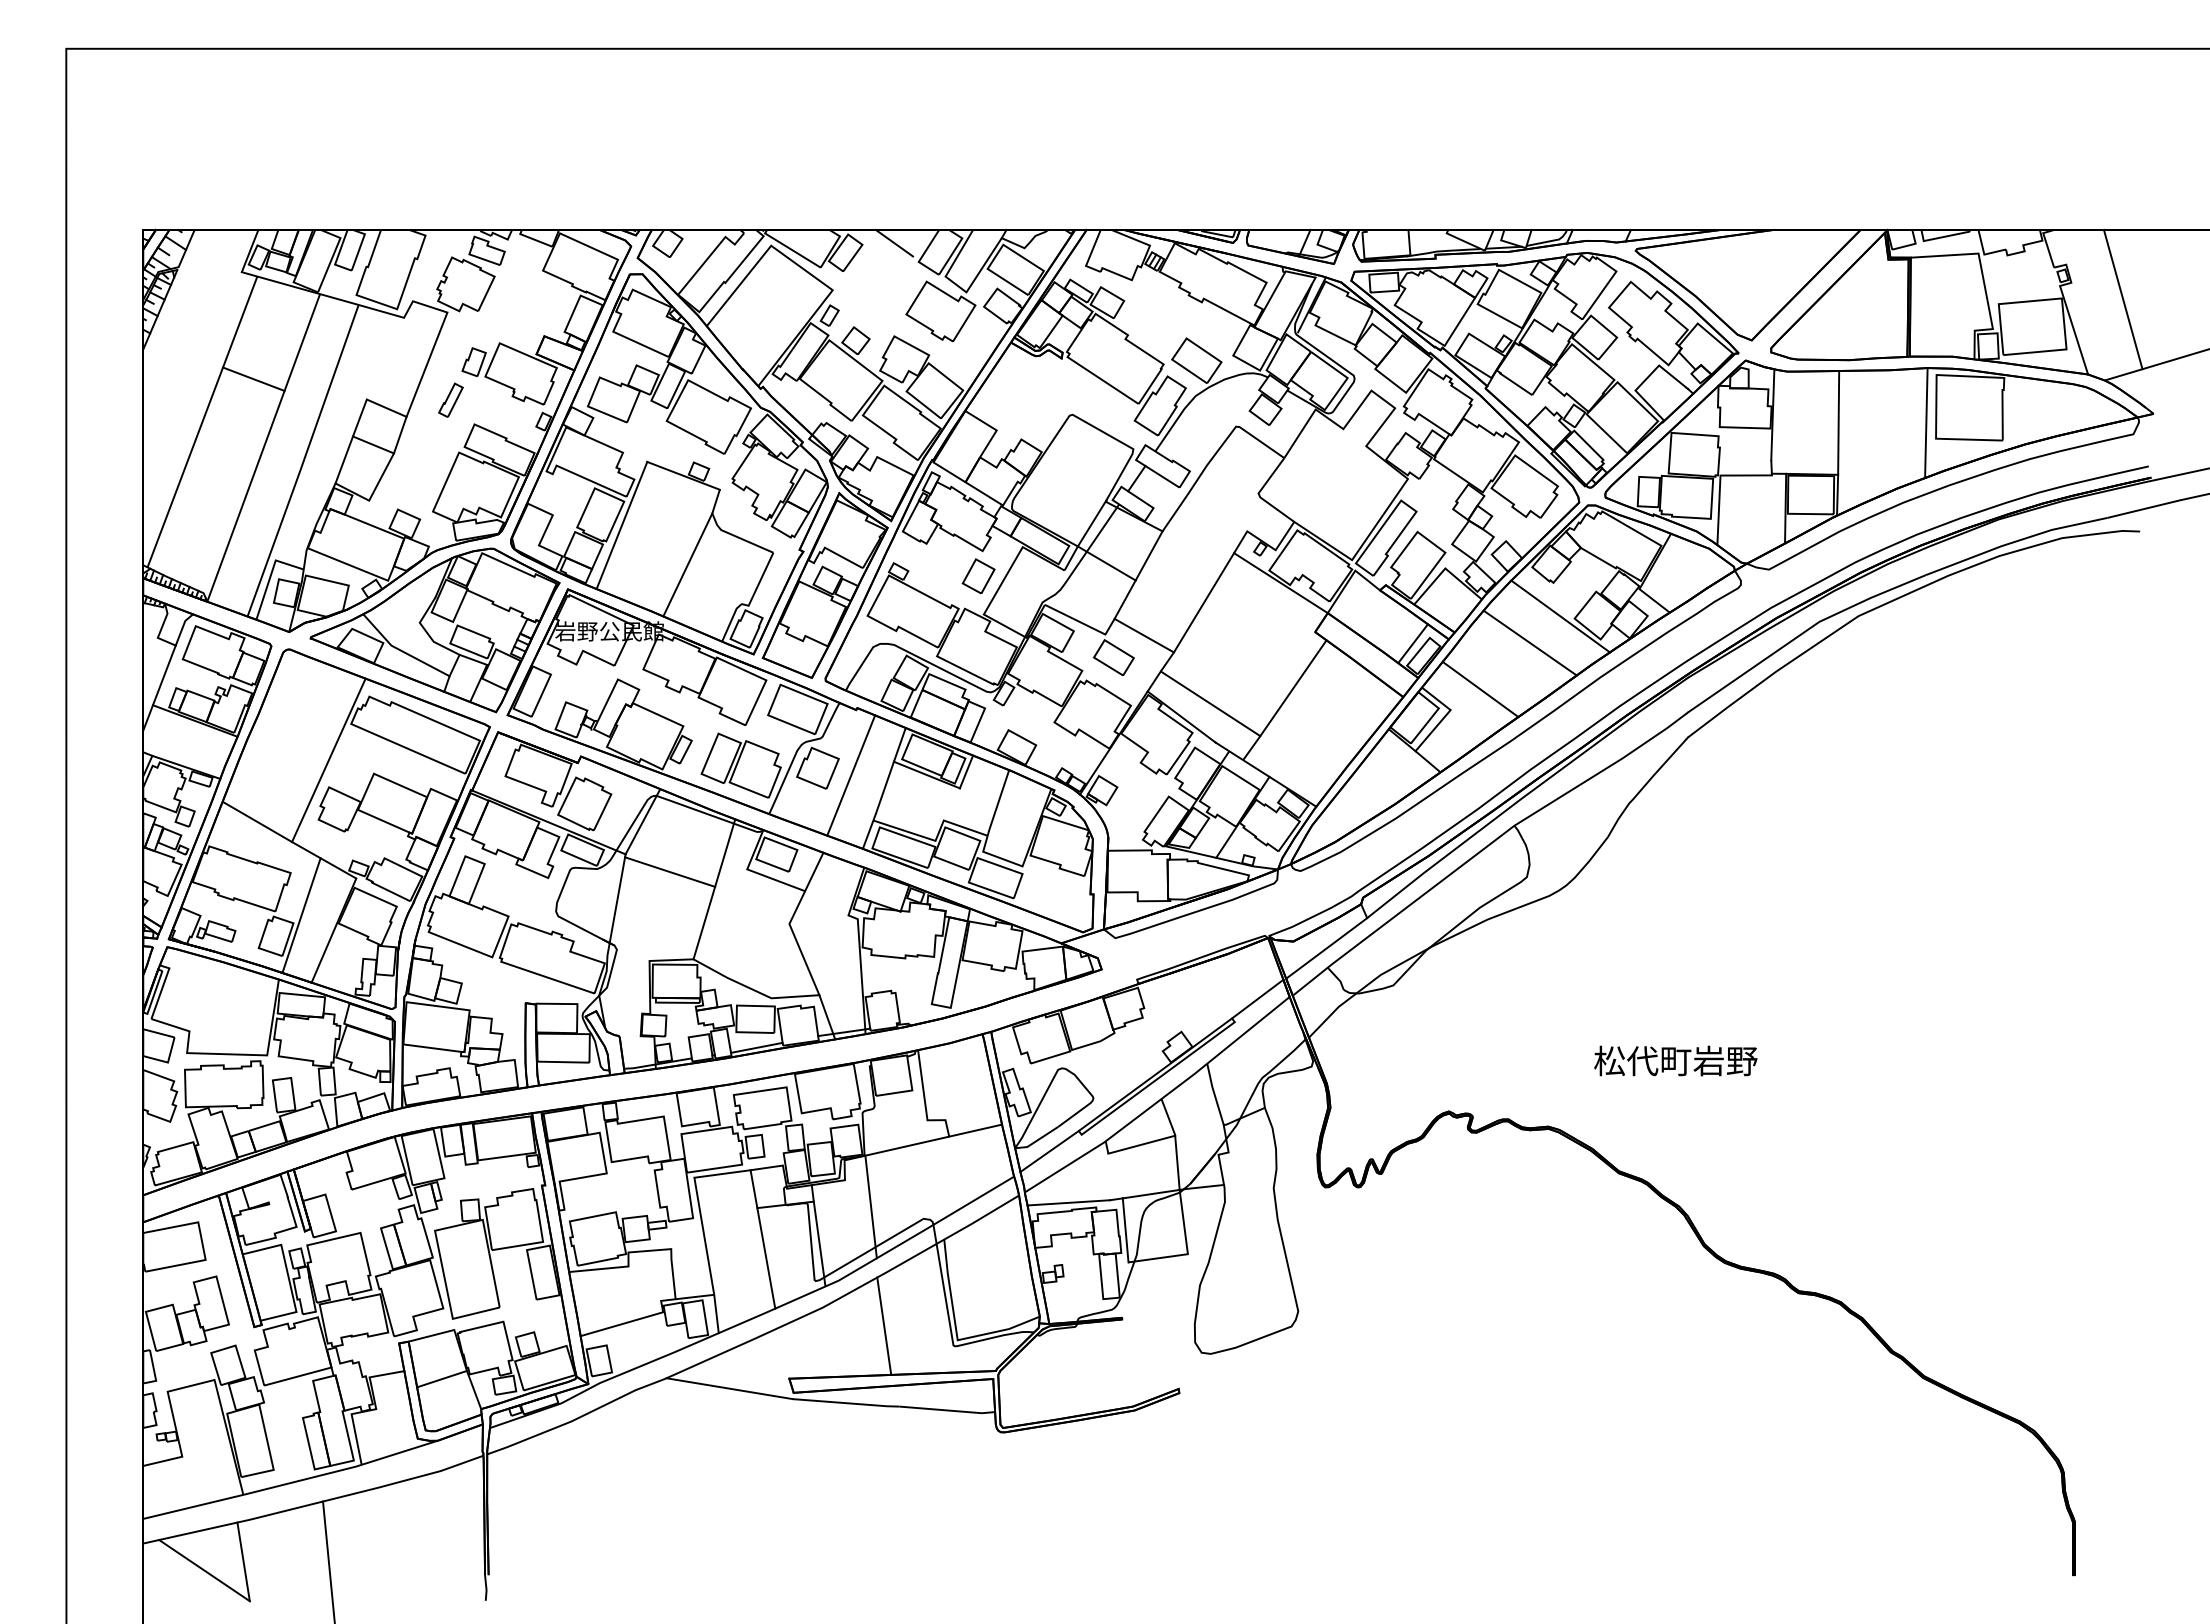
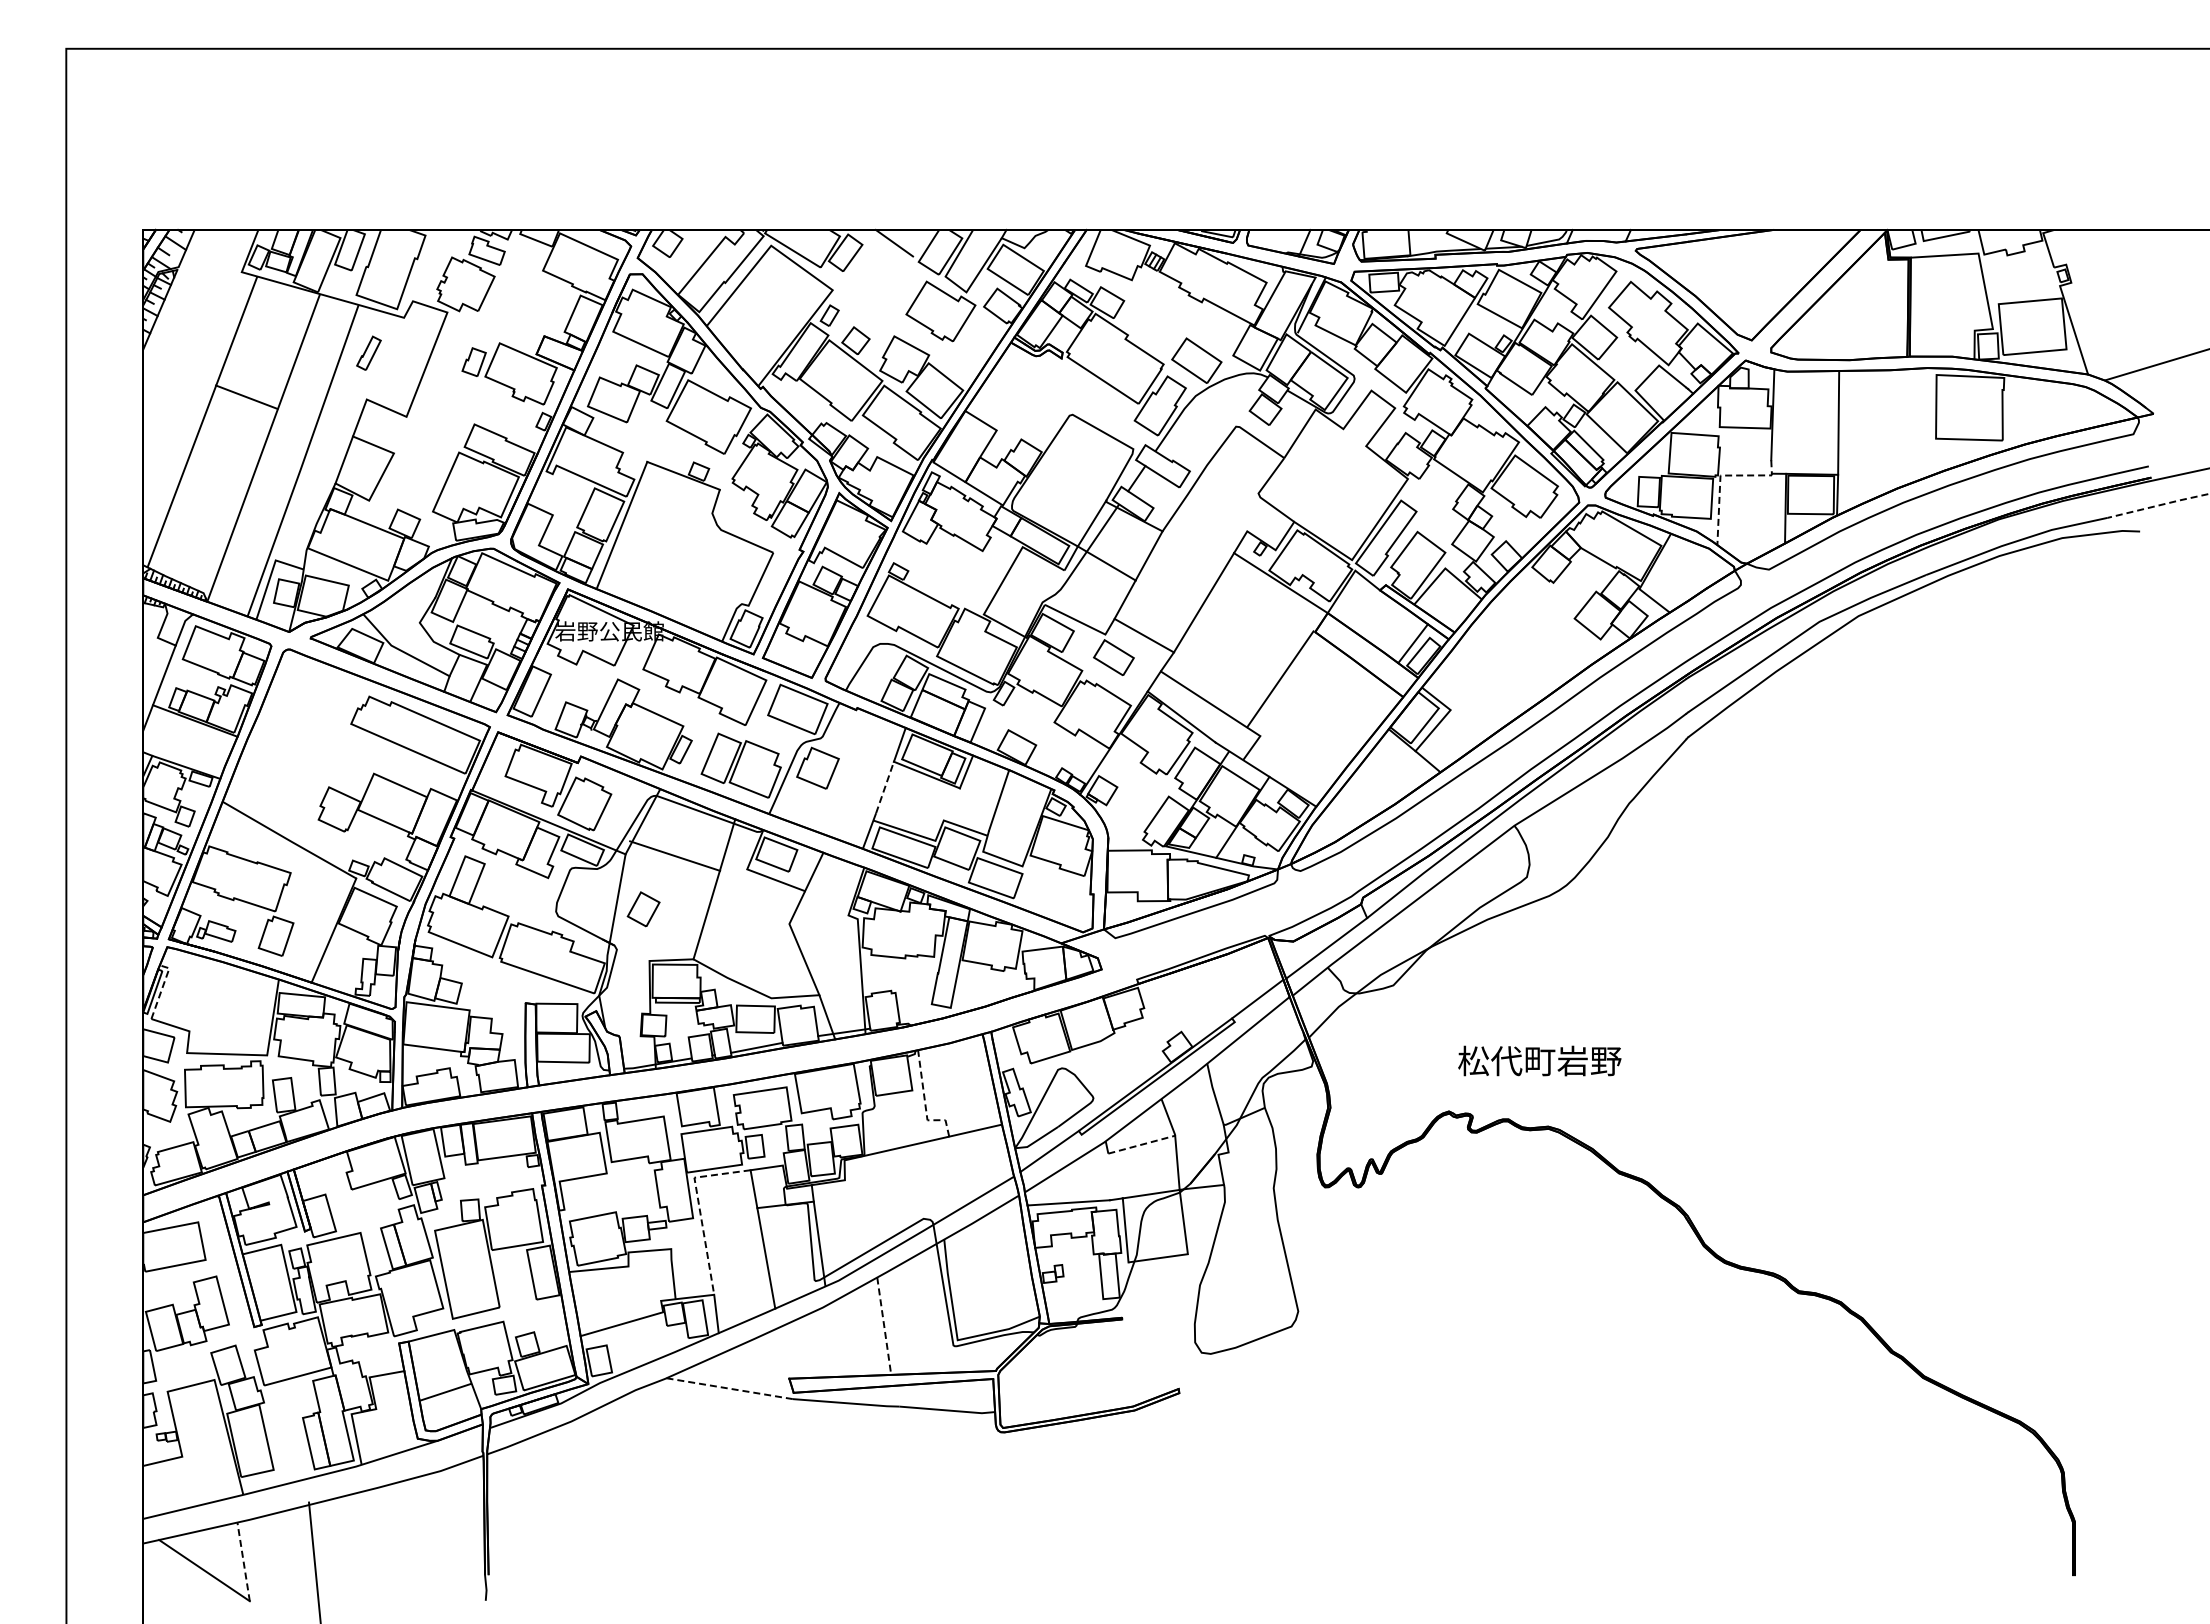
line: present -> none (2122, 299)
line position: (253, 378) -> (246, 396) (246, 396)
part position: (450, 399) -> (368, 352) (368, 352)
line: present -> none (1926, 423)
line: present -> none (399, 434)
line: solid -> dashed (1720, 475)
line: solid -> dashed (2158, 505)
line: present -> none (687, 564)
part position: (978, 576) -> (643, 909) (643, 909)
line: present -> none (1560, 616)
line: present -> none (1529, 642)
line position: (1293, 688) -> (1280, 679) (1280, 679)
line: present -> none (1480, 689)
line: present -> none (328, 760)
line: present -> none (851, 775)
line: solid -> dashed (885, 787)
line position: (670, 871) -> (675, 855) (675, 855)
line: present -> none (301, 915)
line: solid -> dashed (162, 988)
text position: (1675, 1060) -> (1539, 1060) (1539, 1060)
line: solid -> dashed (925, 1103)
line: solid -> dashed (1141, 1144)
line: present -> none (870, 1206)
line: solid -> dashed (699, 1208)
line: solid -> dashed (884, 1326)
line position: (441, 1378) -> (445, 1391) (445, 1391)
line: solid -> dashed (729, 1388)
line position: (328, 1560) -> (314, 1561) (314, 1561)
line: solid -> dashed (243, 1561)
